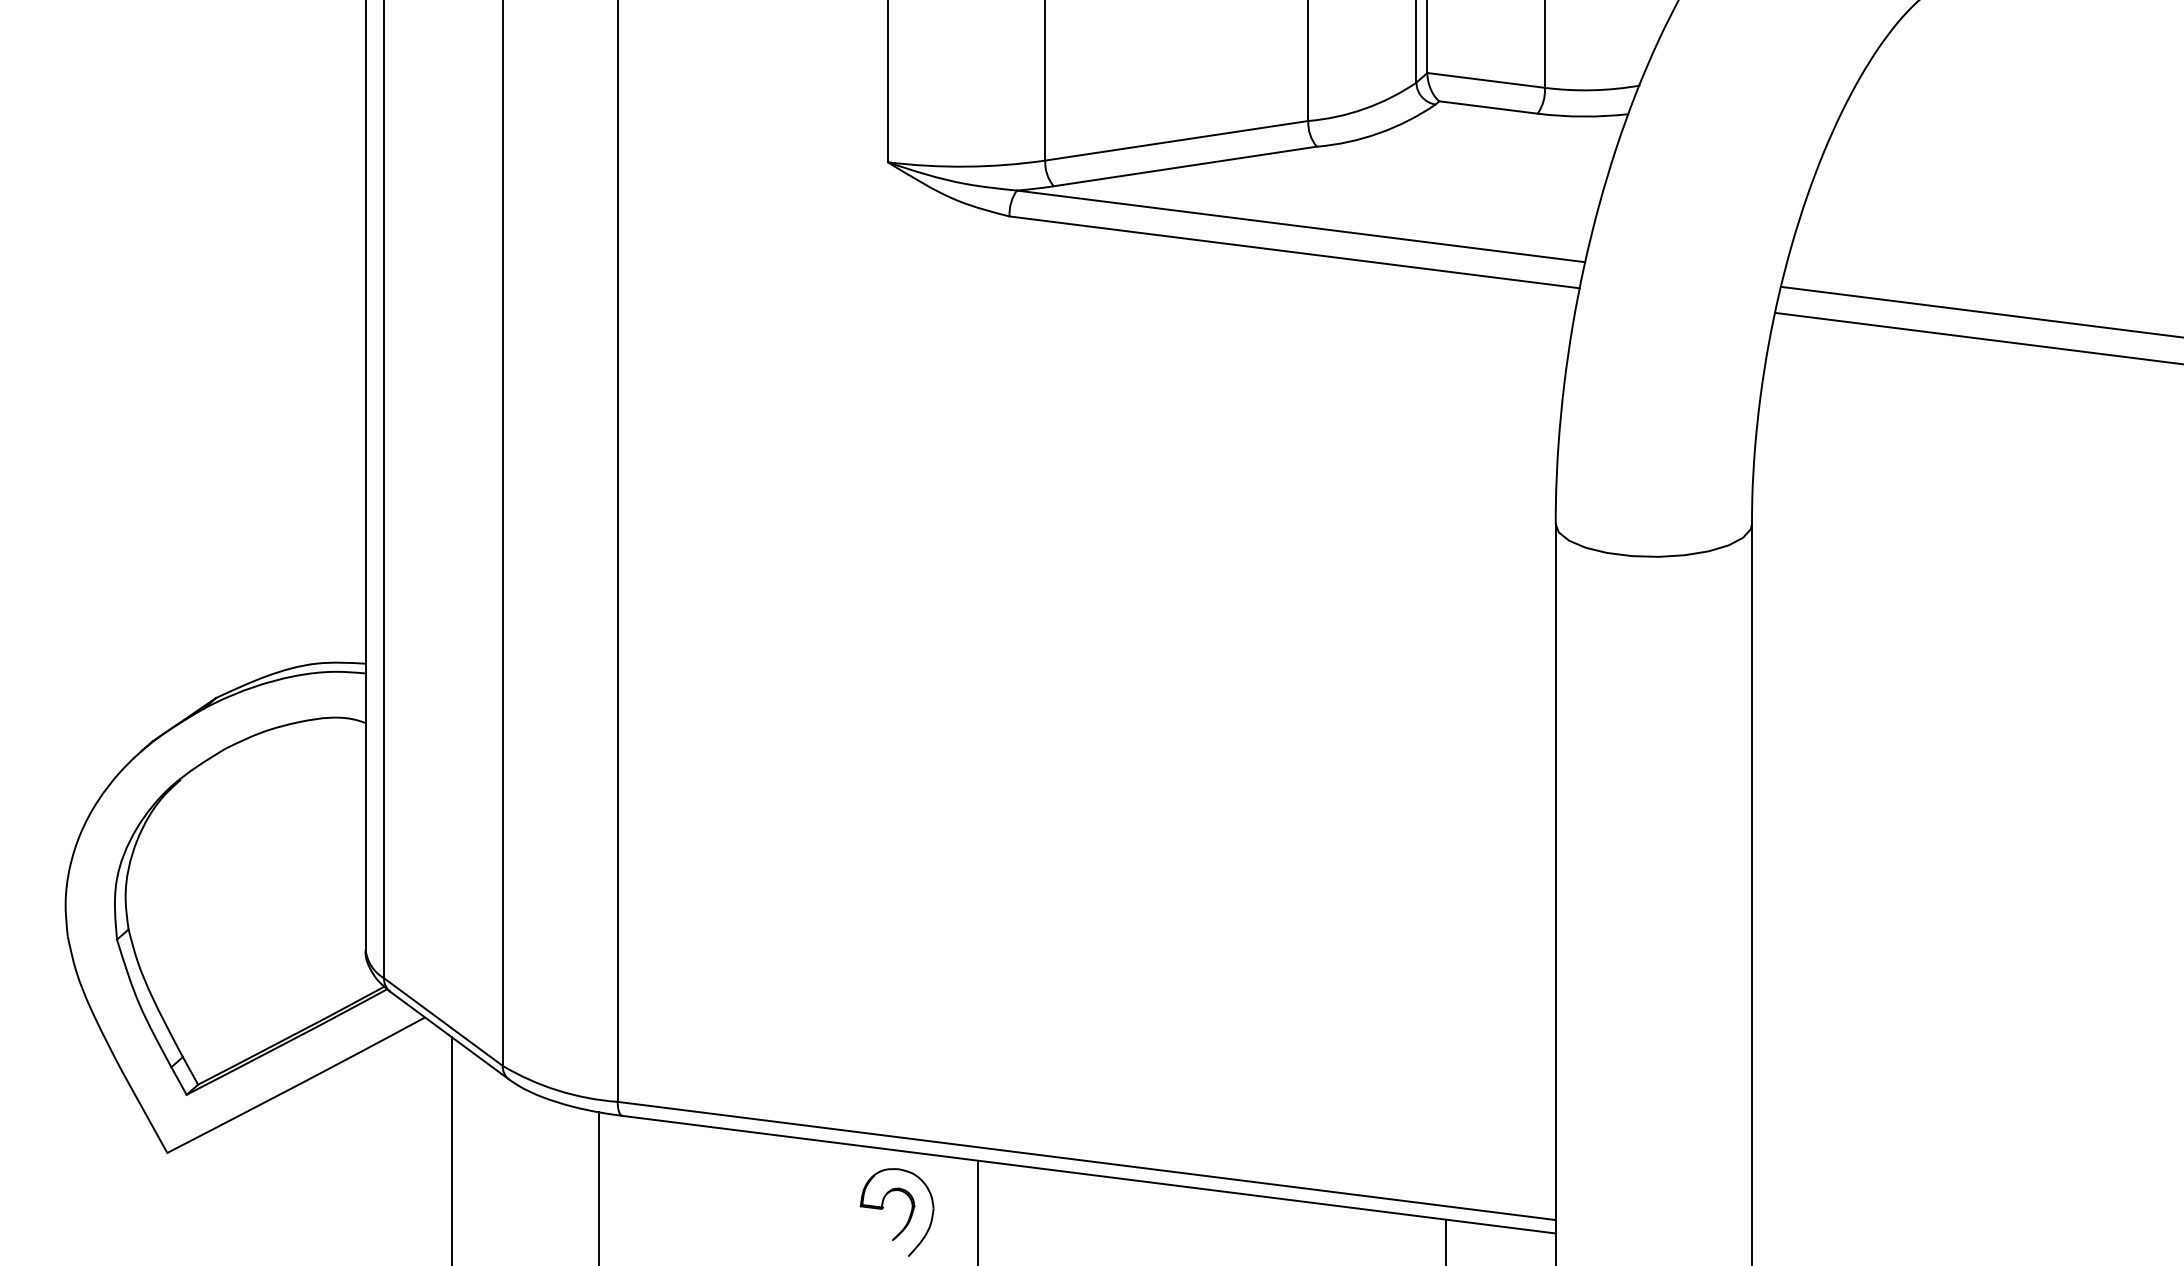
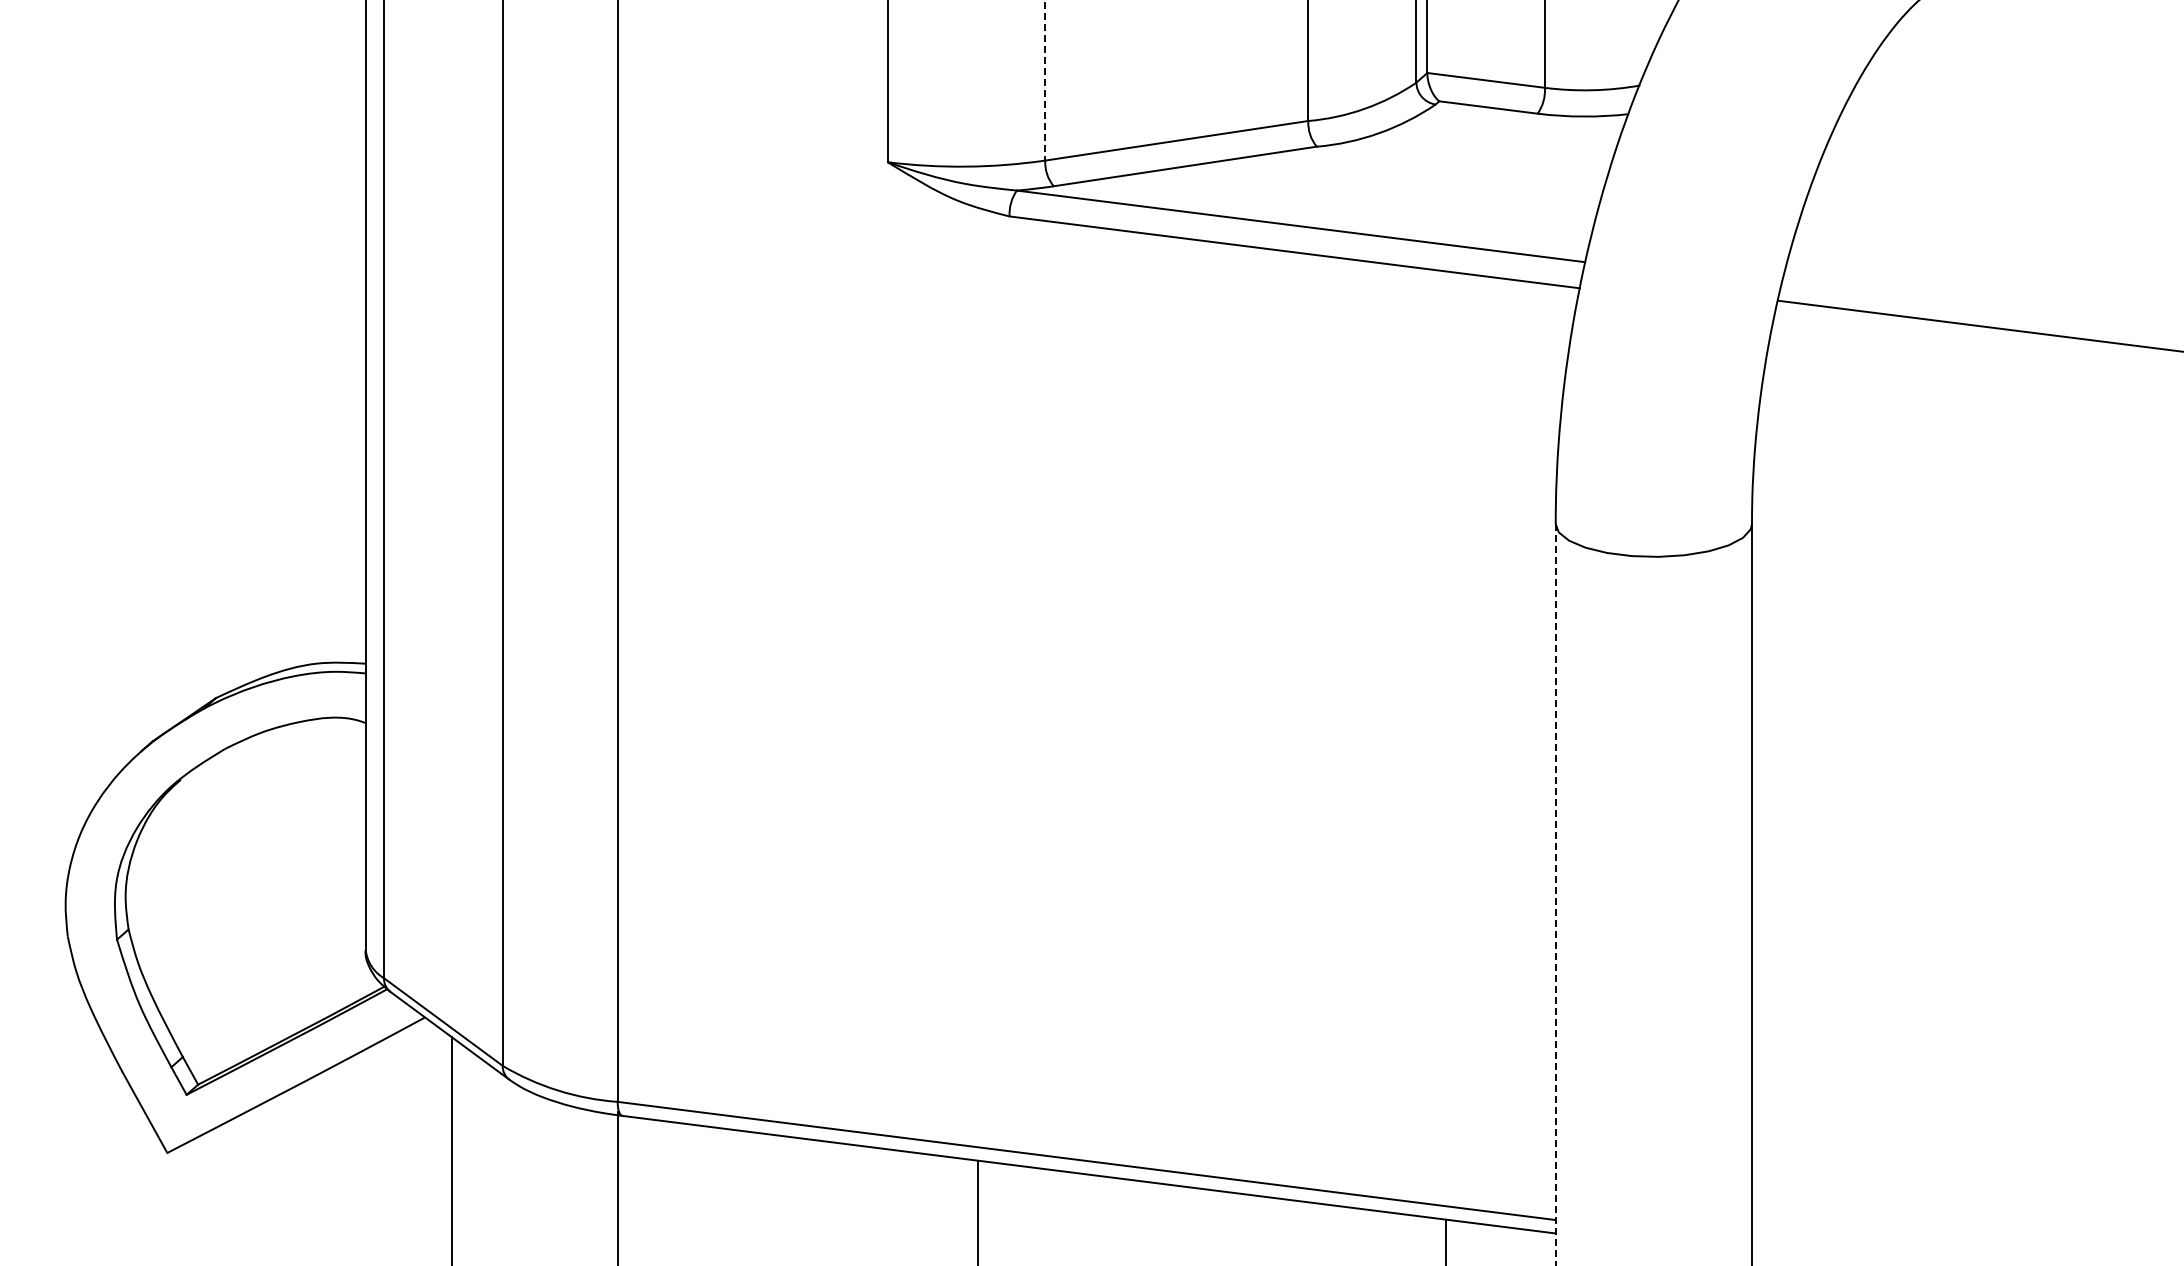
line: solid -> dashed (1045, 80)
line position: (1980, 311) -> (1979, 325) (1979, 325)
line: present -> none (1977, 337)
line: solid -> dashed (1555, 895)
line position: (598, 1187) -> (617, 1187) (617, 1187)
part: present -> none (884, 1207)
